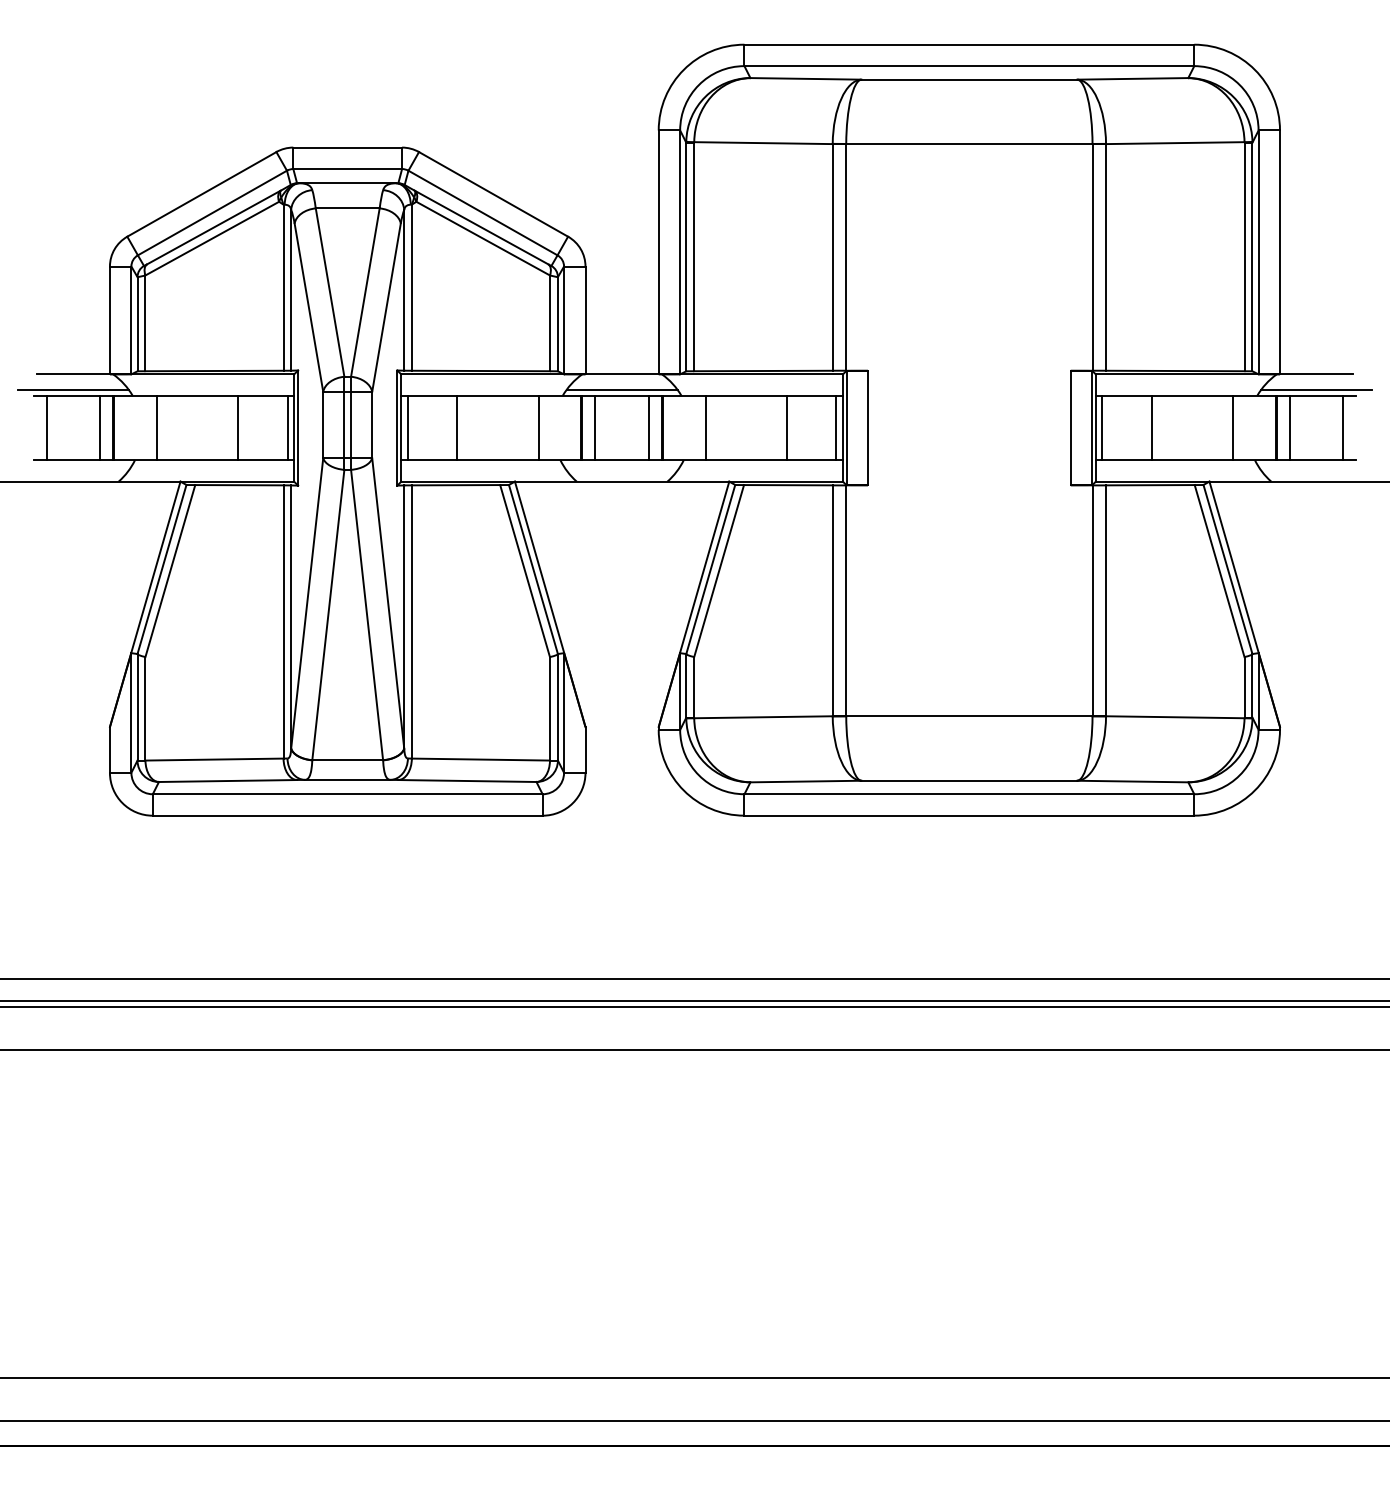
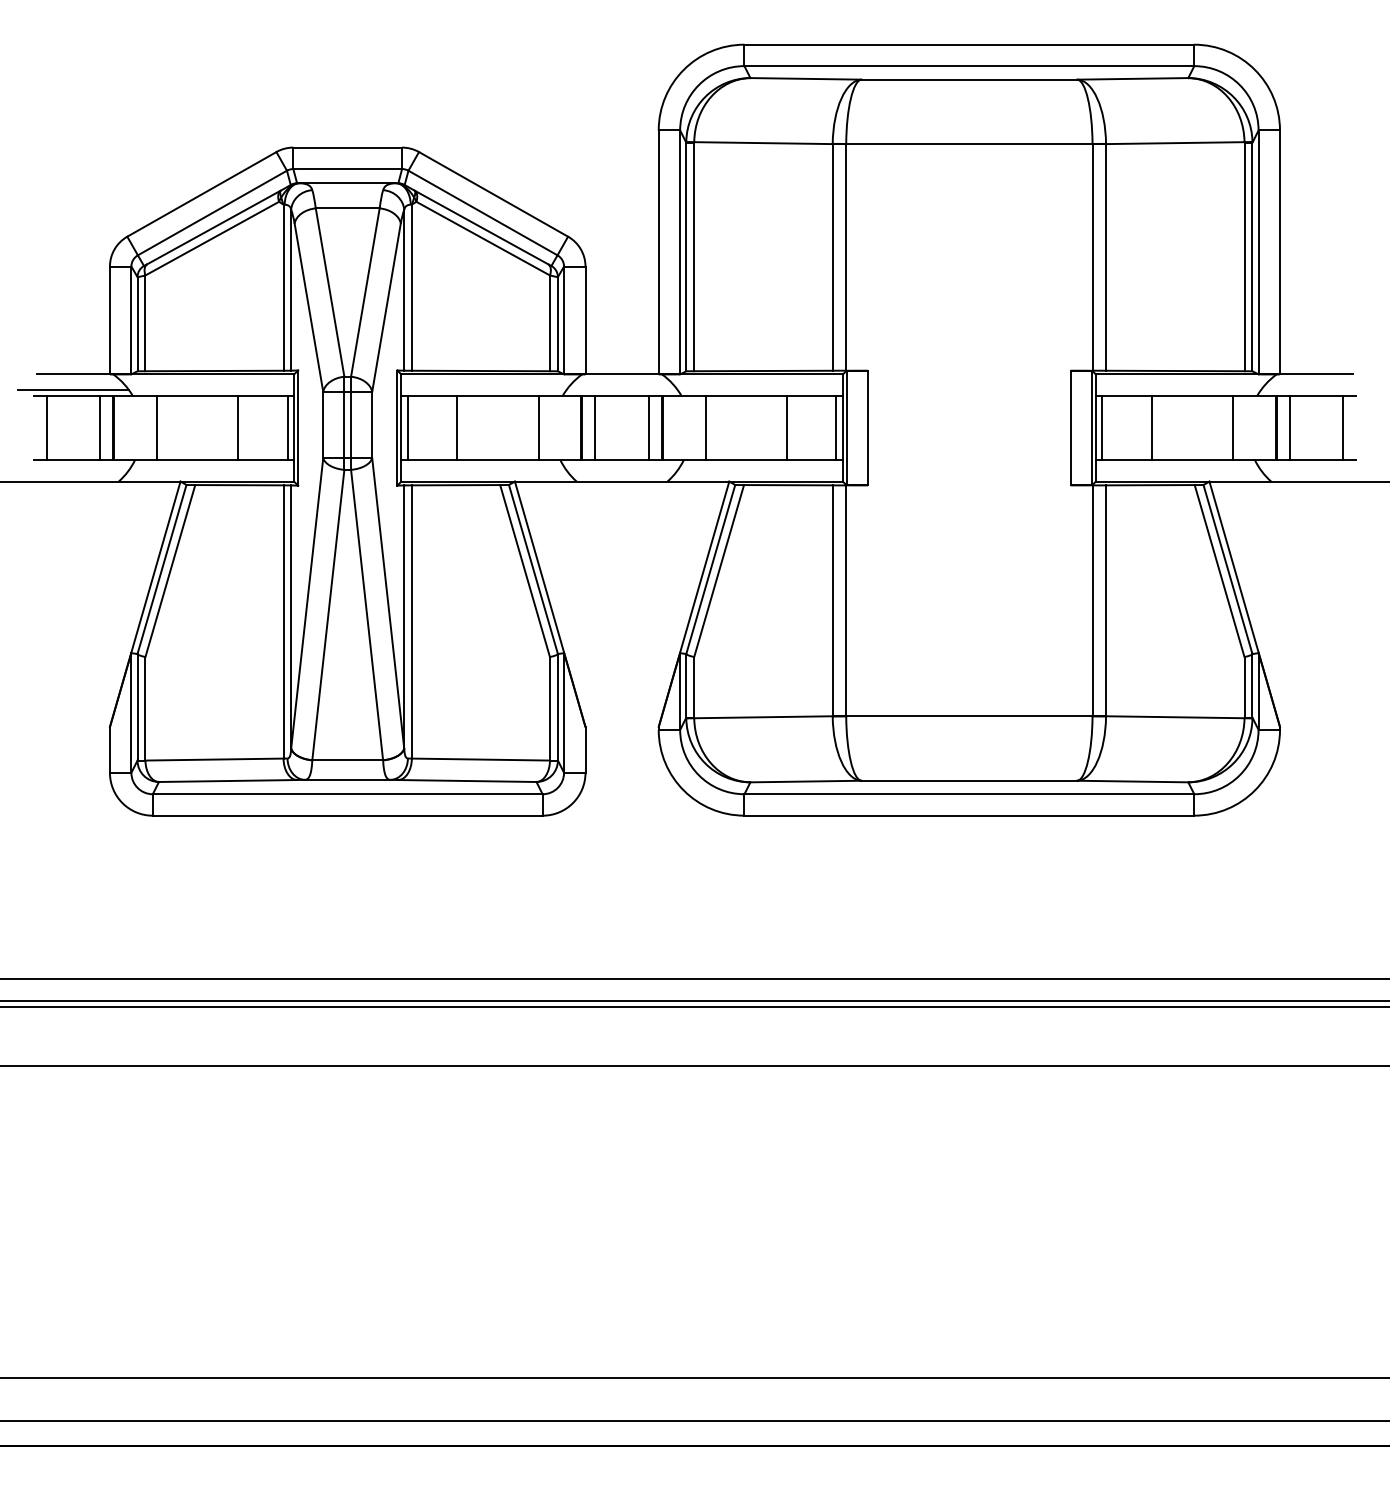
line: present -> none (621, 389)
line: present -> none (1316, 389)
line position: (694, 1050) -> (694, 1066) (694, 1066)
